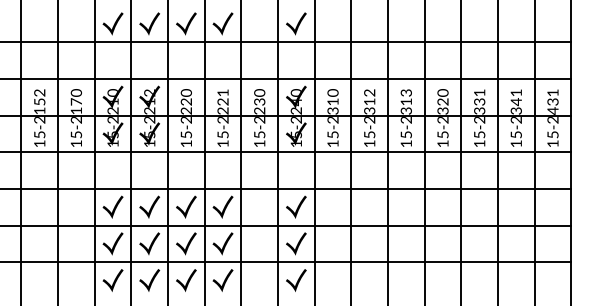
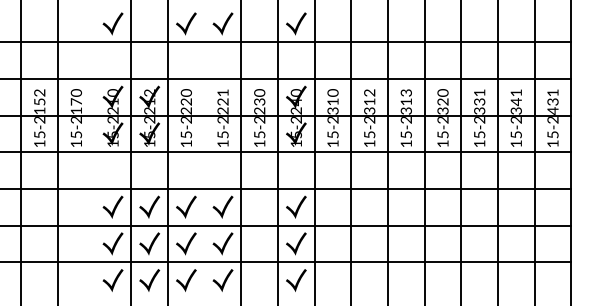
fill: present -> none (149, 23)
line: present -> none (94, 152)
line: present -> none (204, 152)
